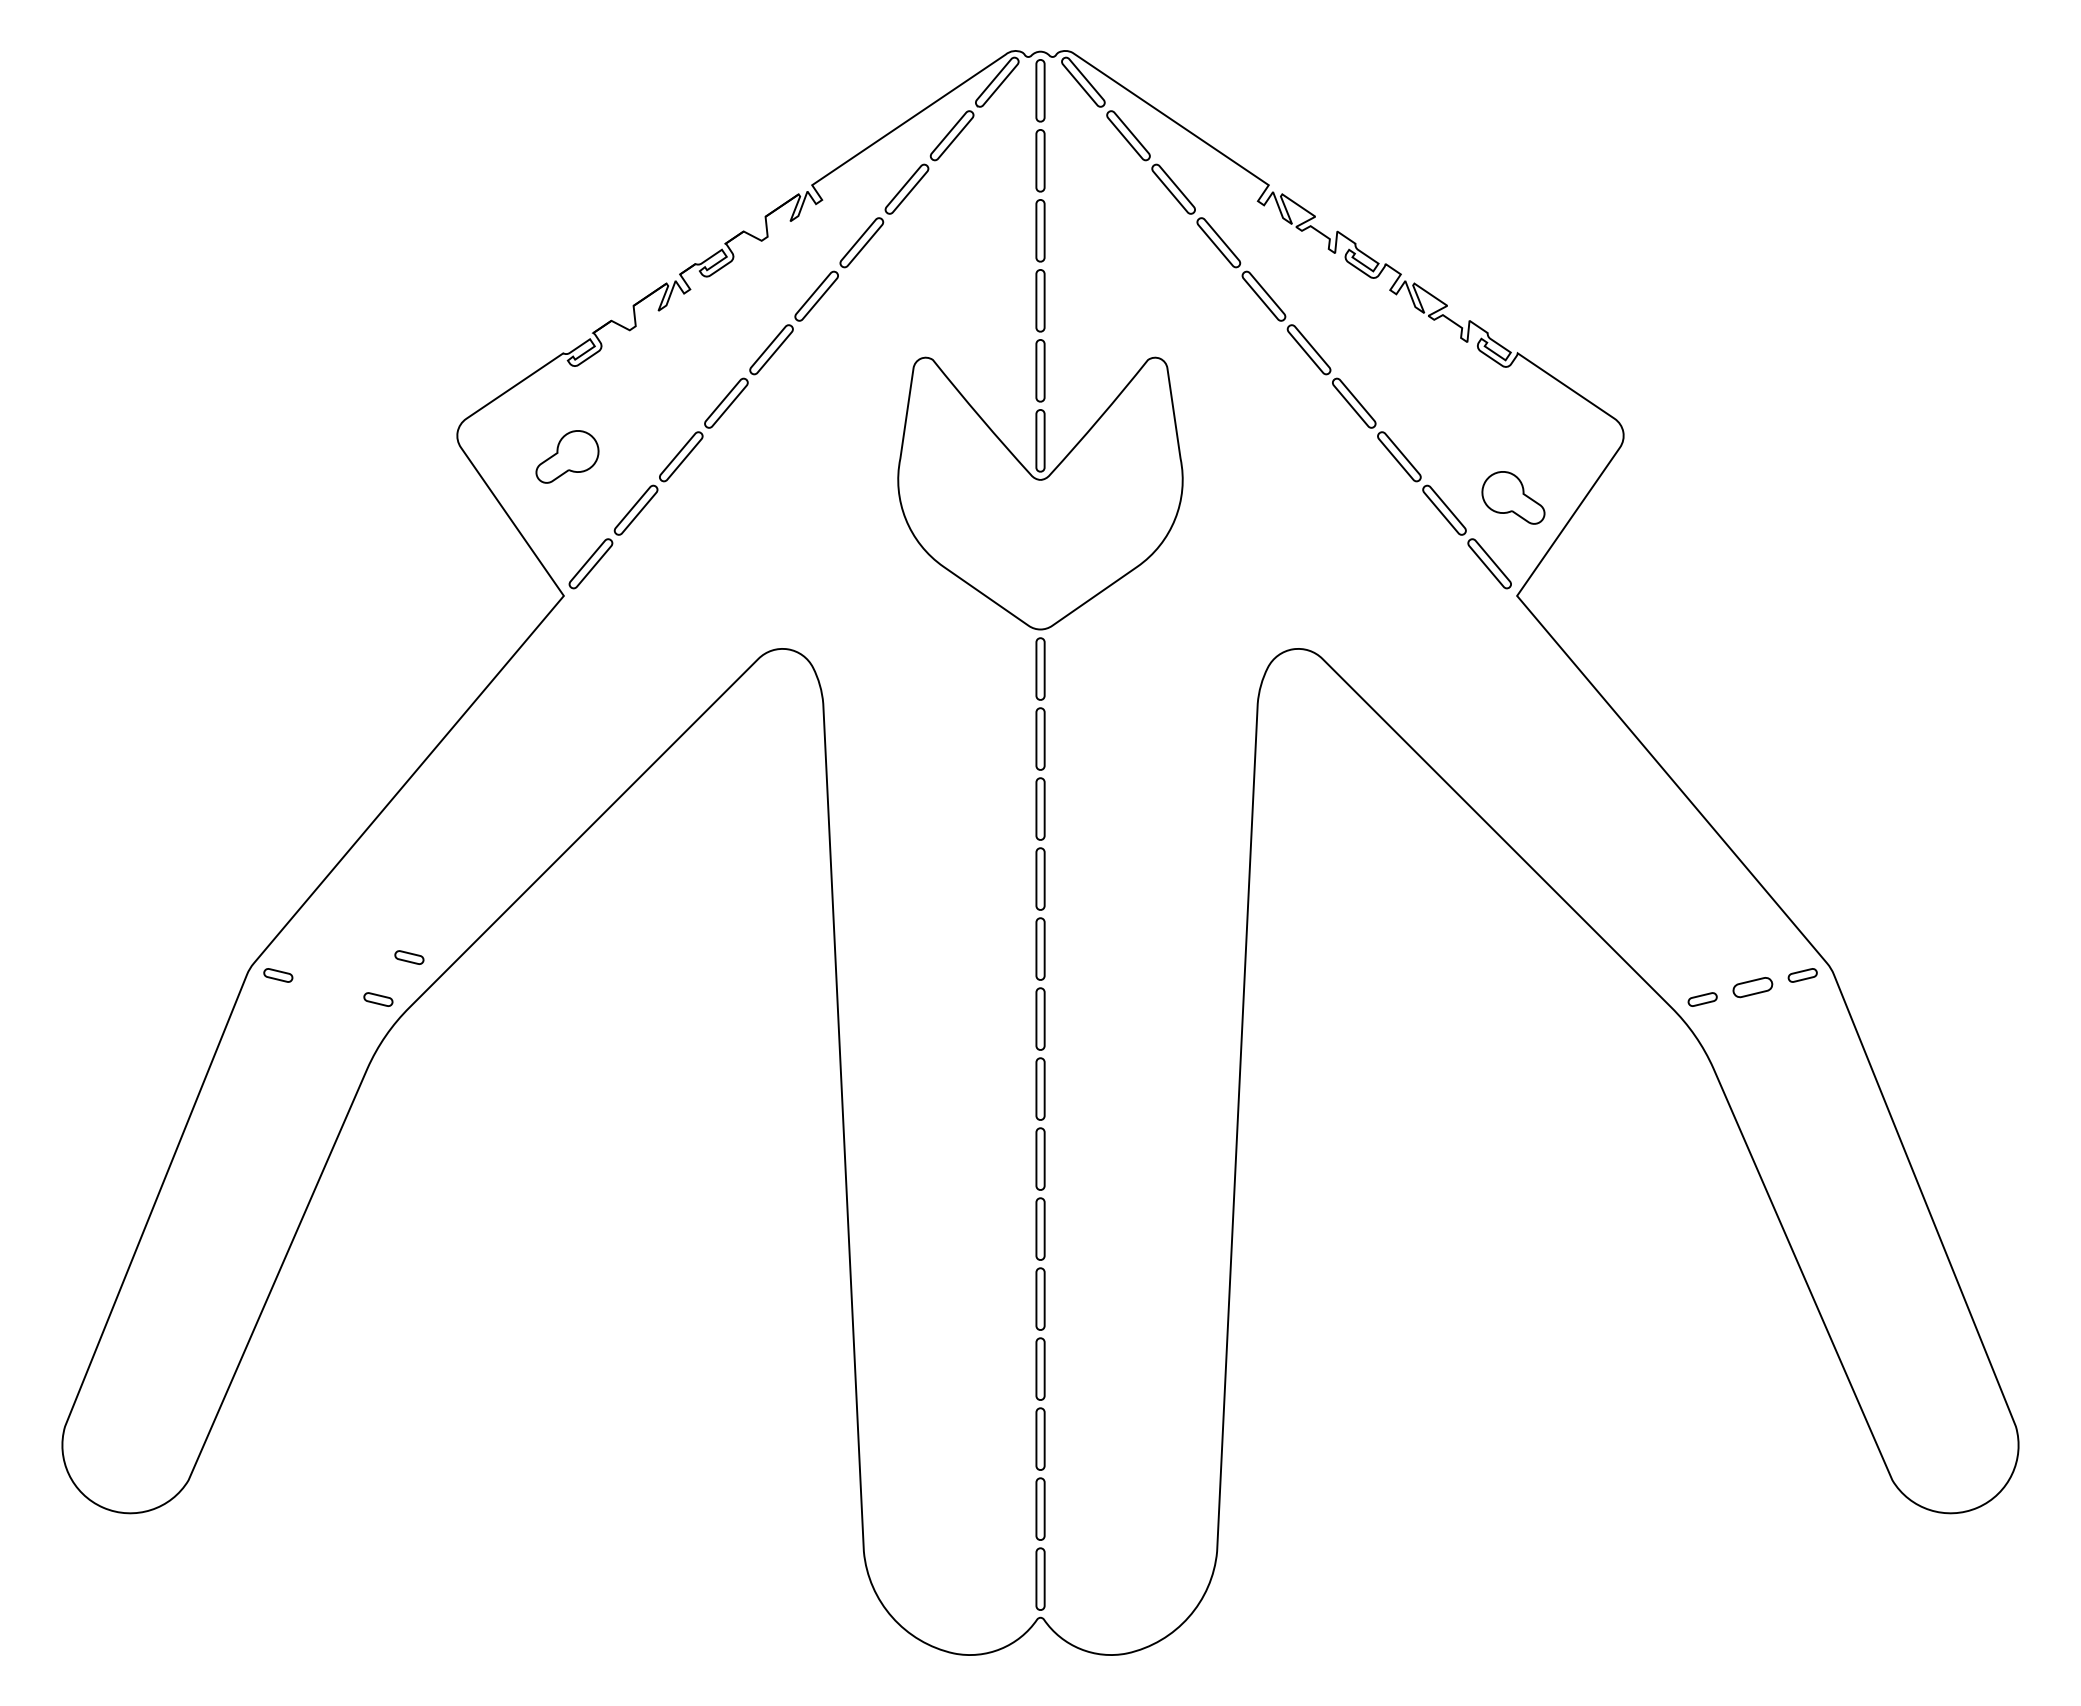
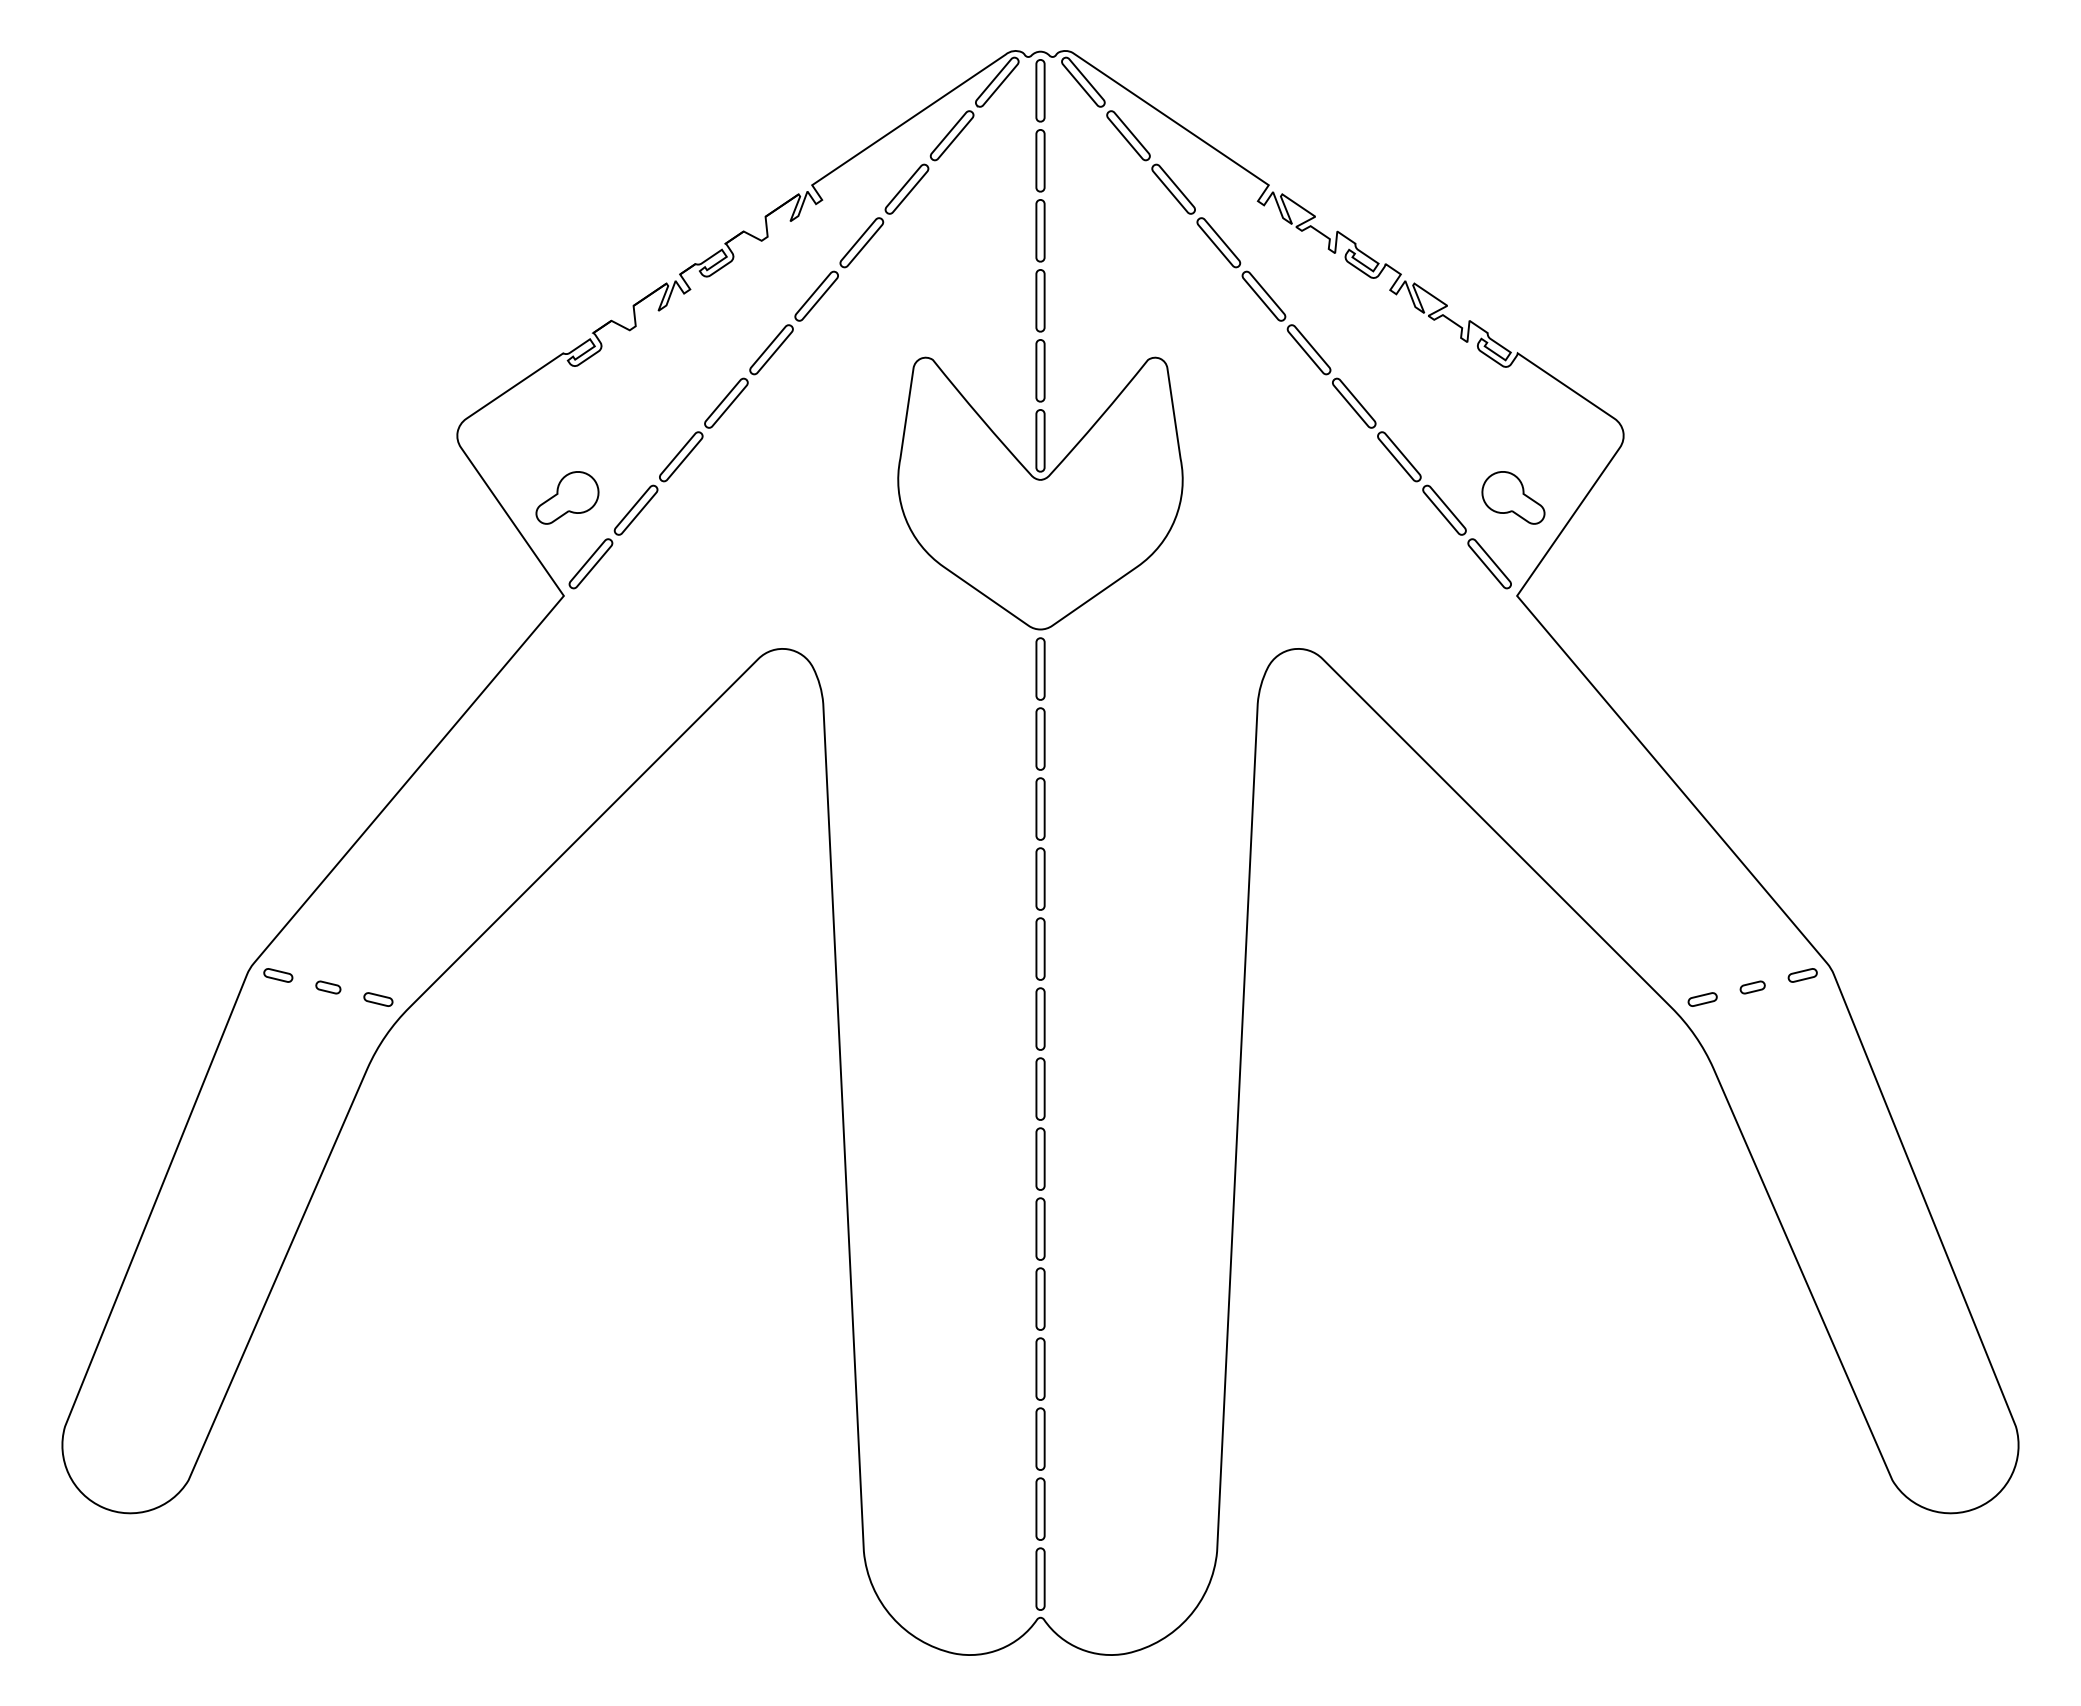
part position: (567, 456) -> (567, 497) (567, 497)
part: present -> none (409, 957)
part: none -> present (328, 987)
part size: 42x22 px -> 27x15 px (1752, 987)
